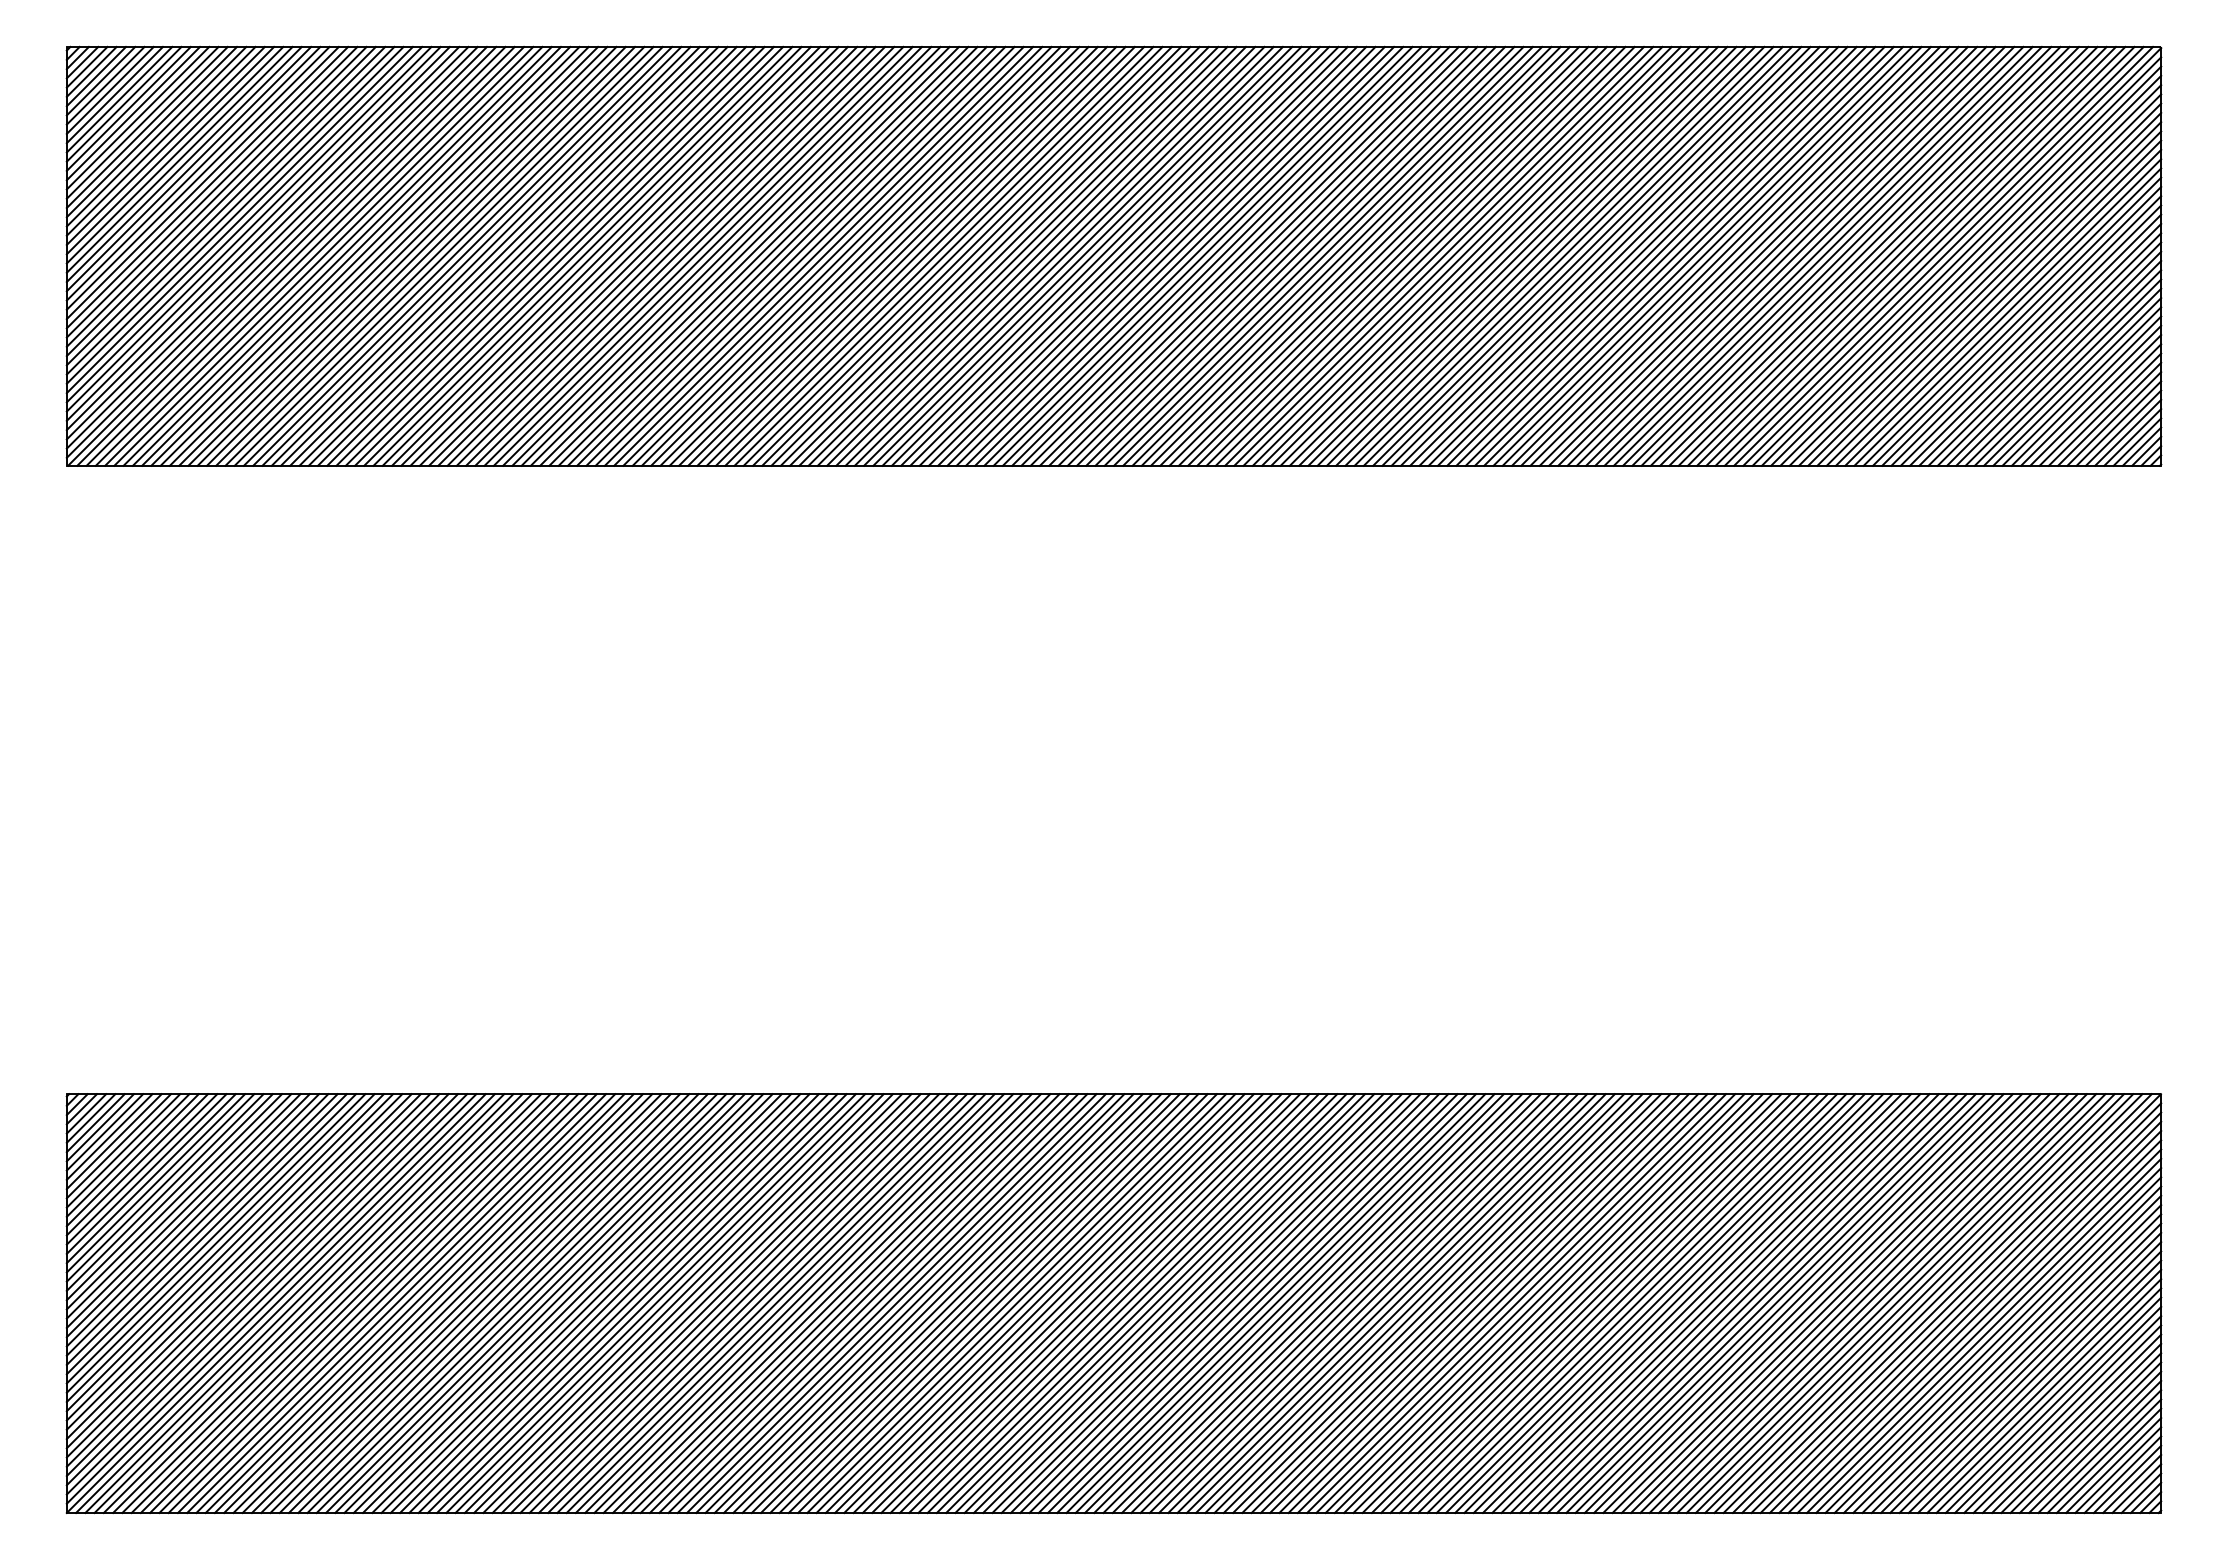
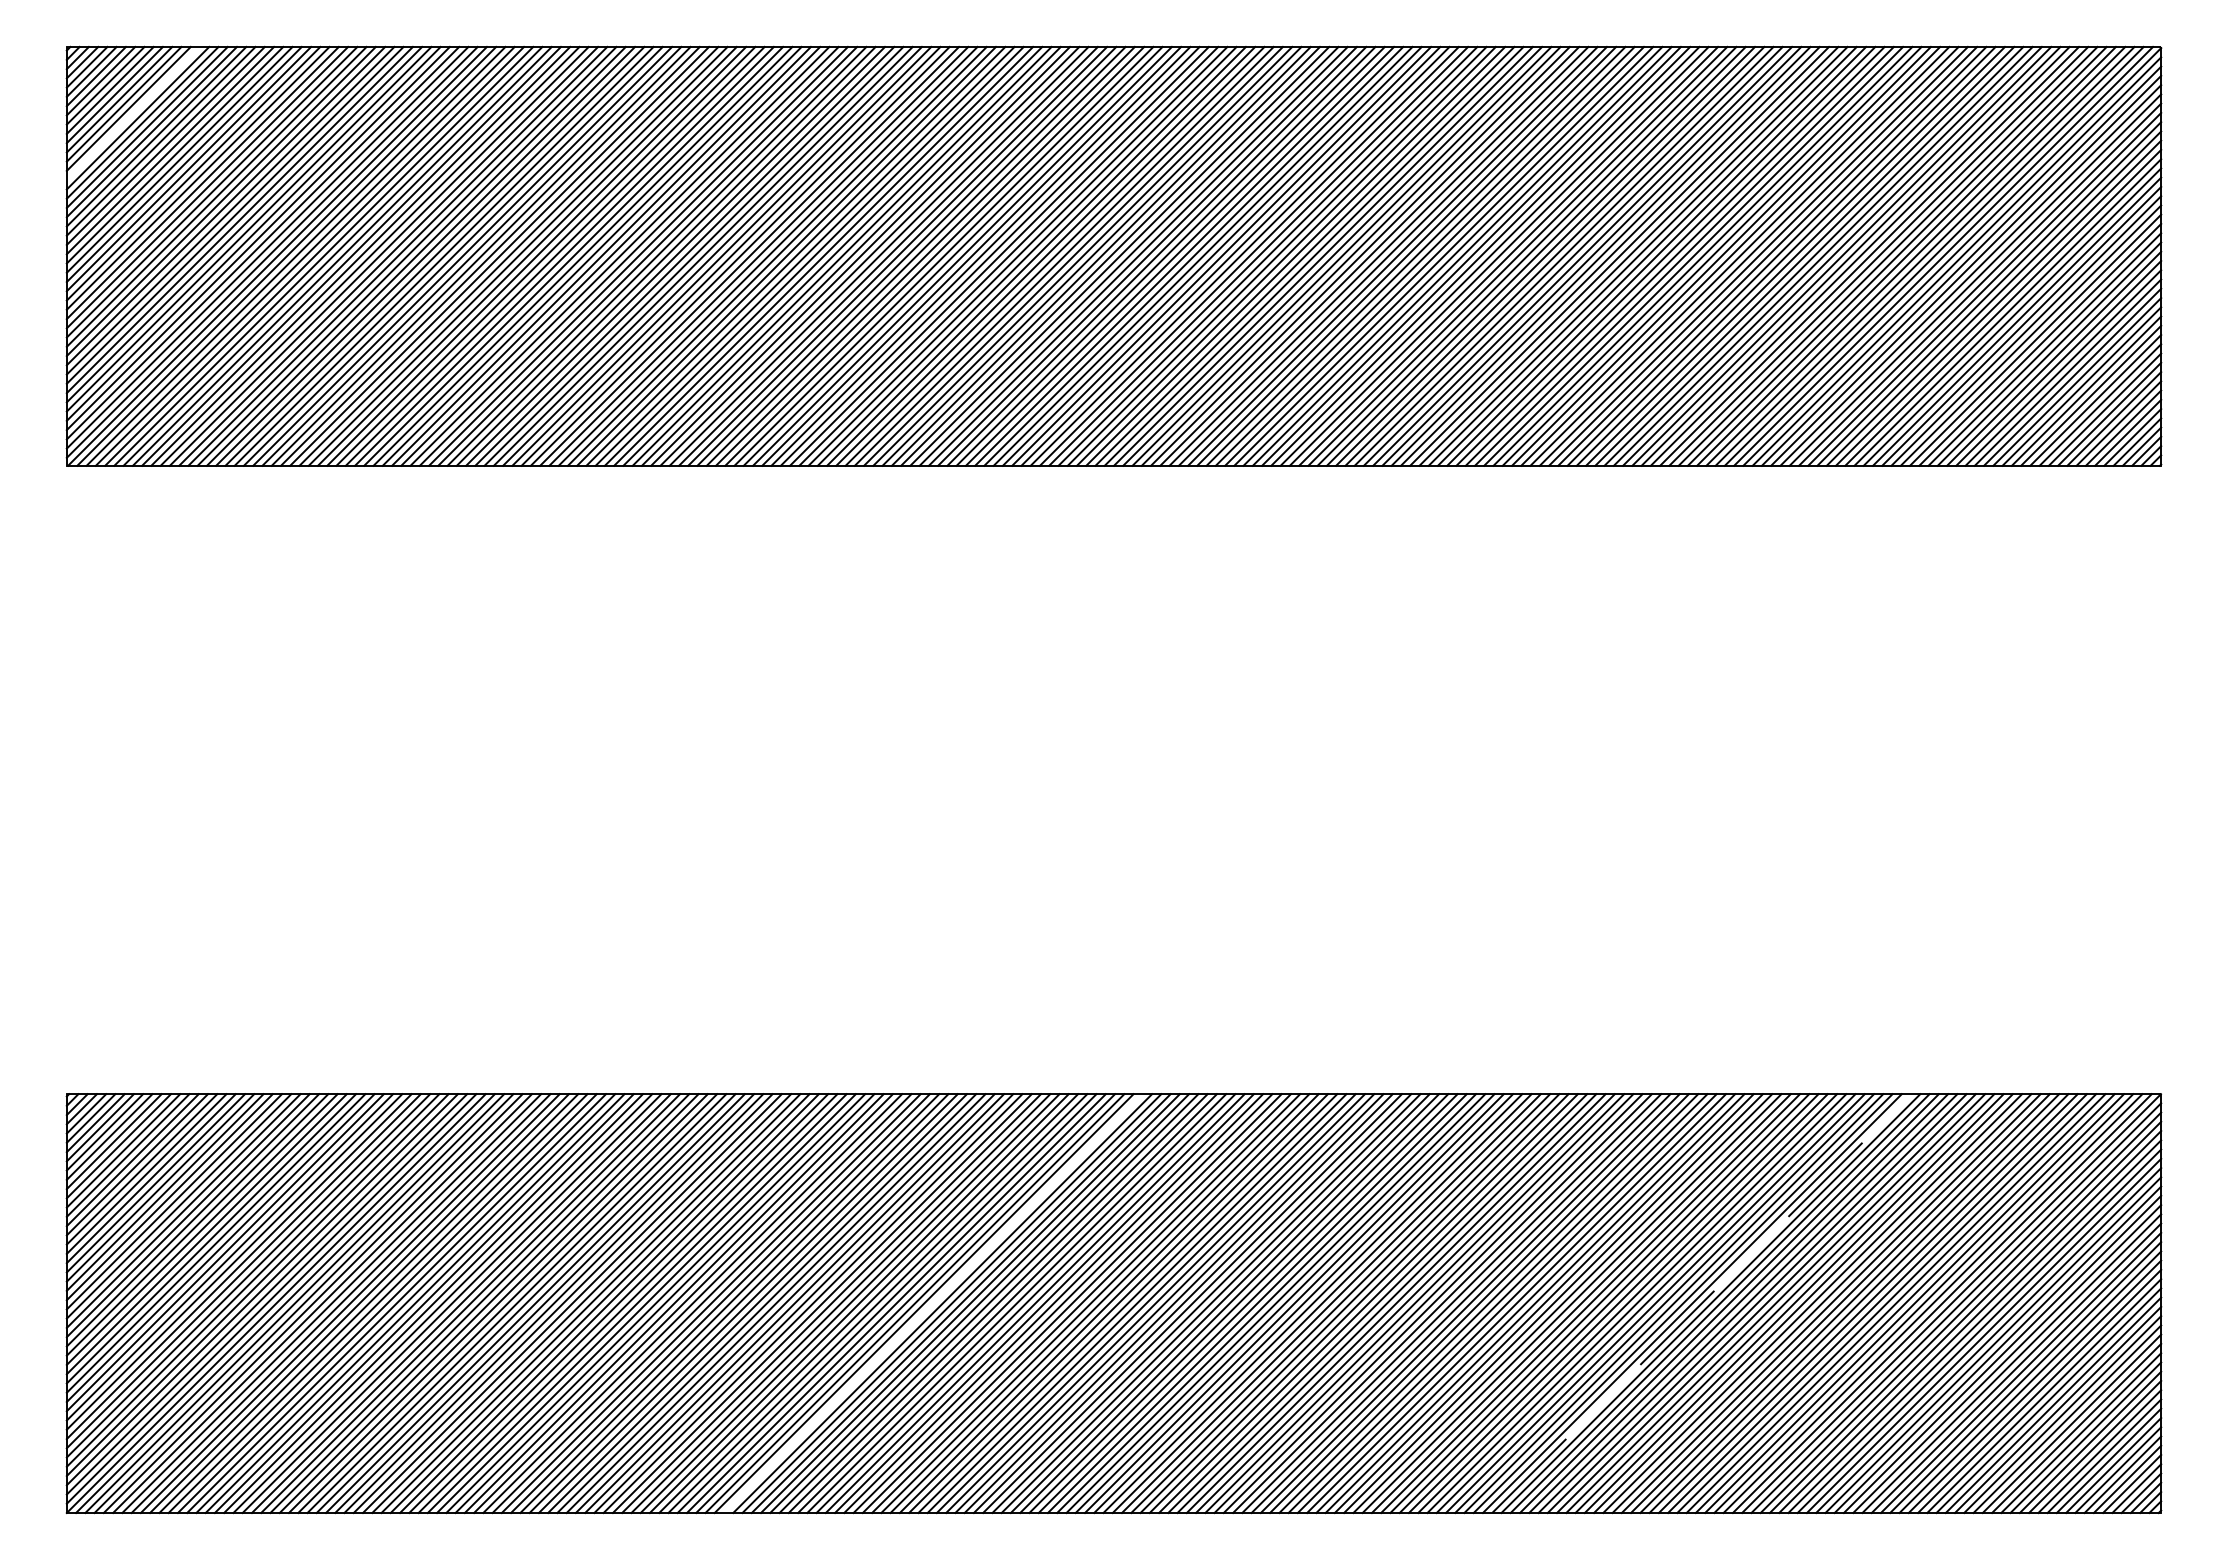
line: present -> none (133, 113)
line: present -> none (932, 1303)
line: solid -> dashed (1702, 1303)
